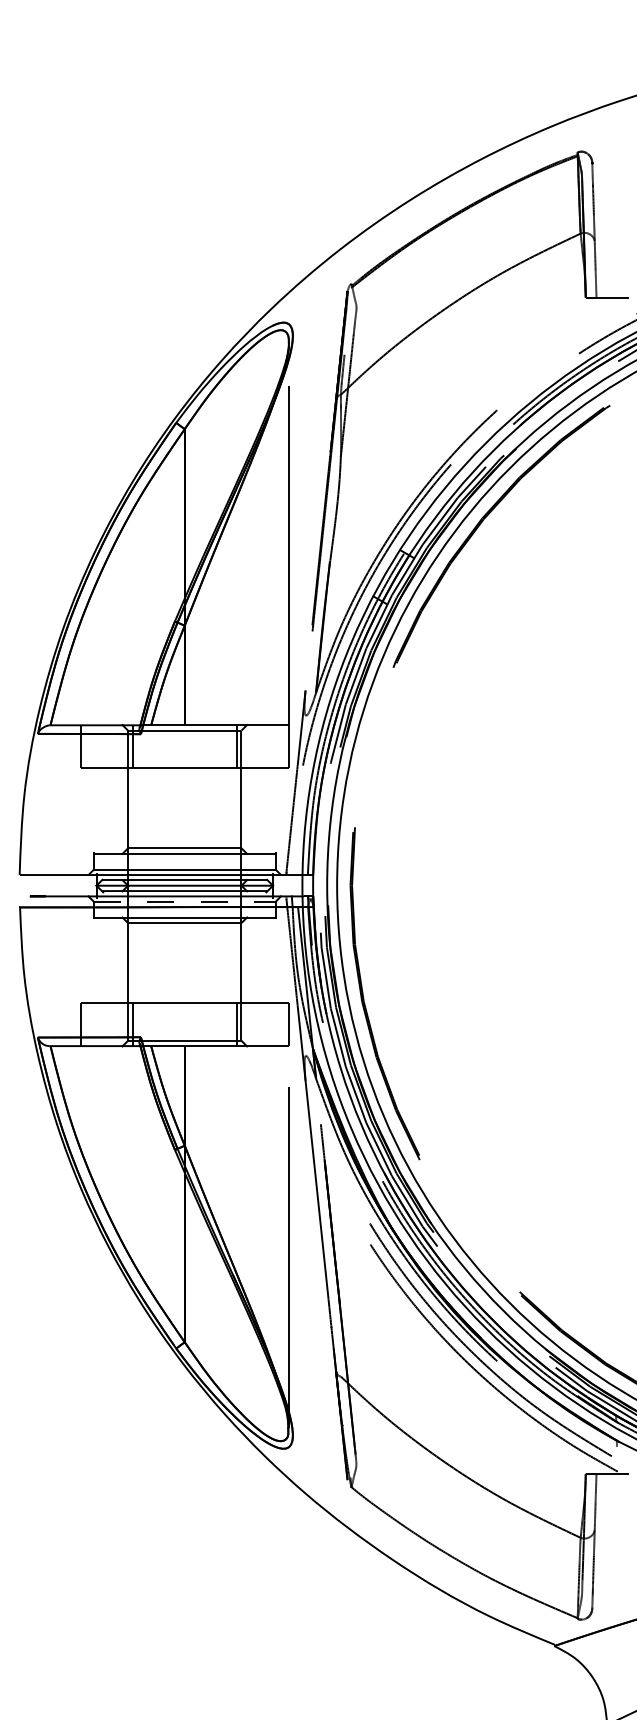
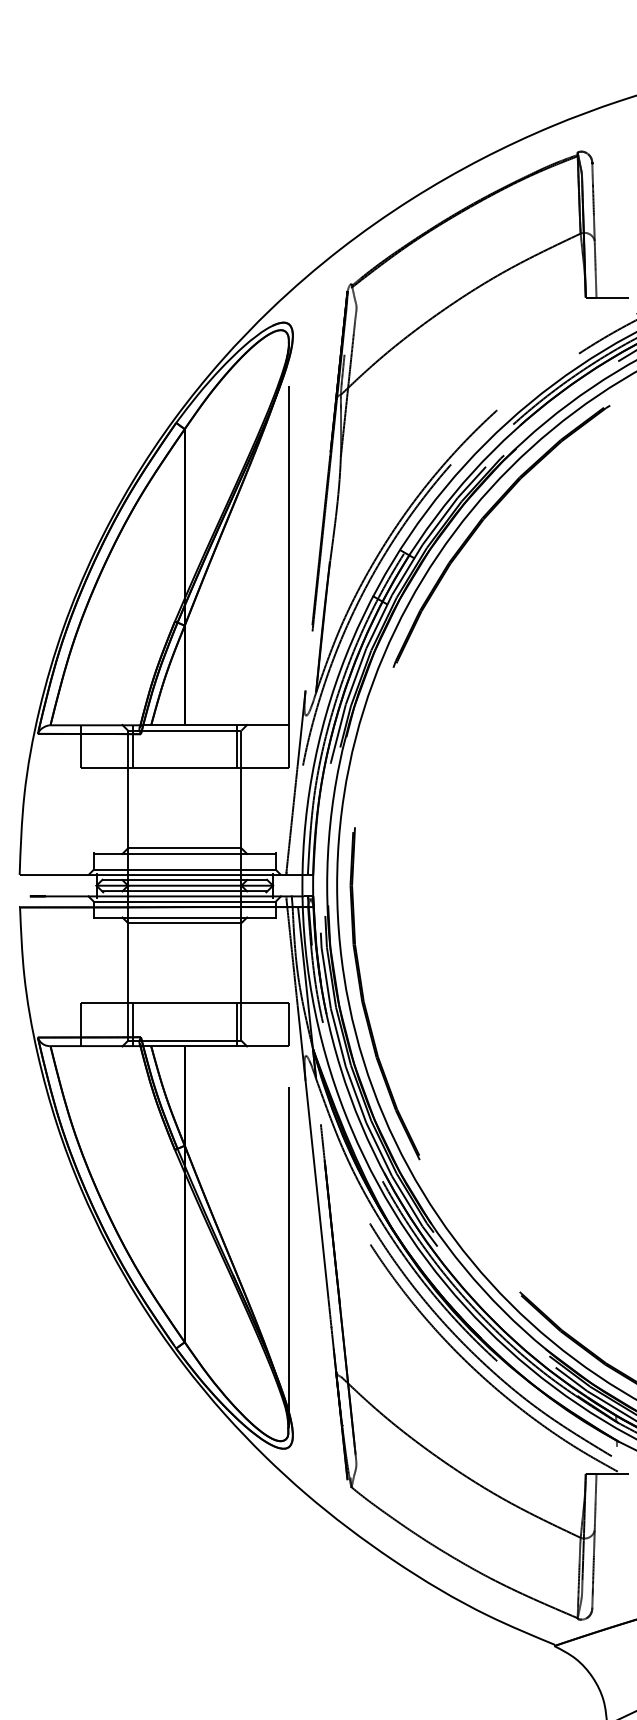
line: dashed -> solid (184, 901)
